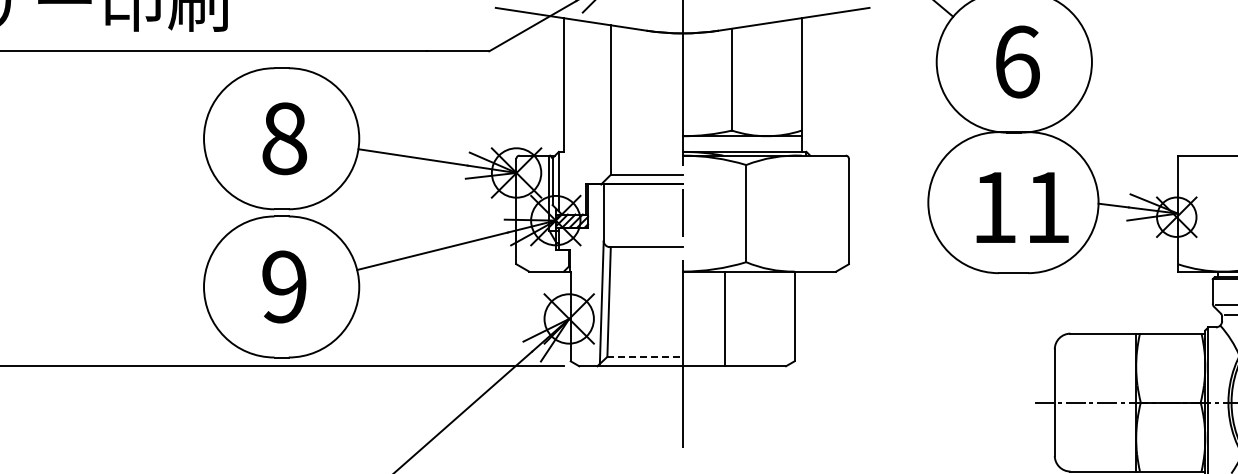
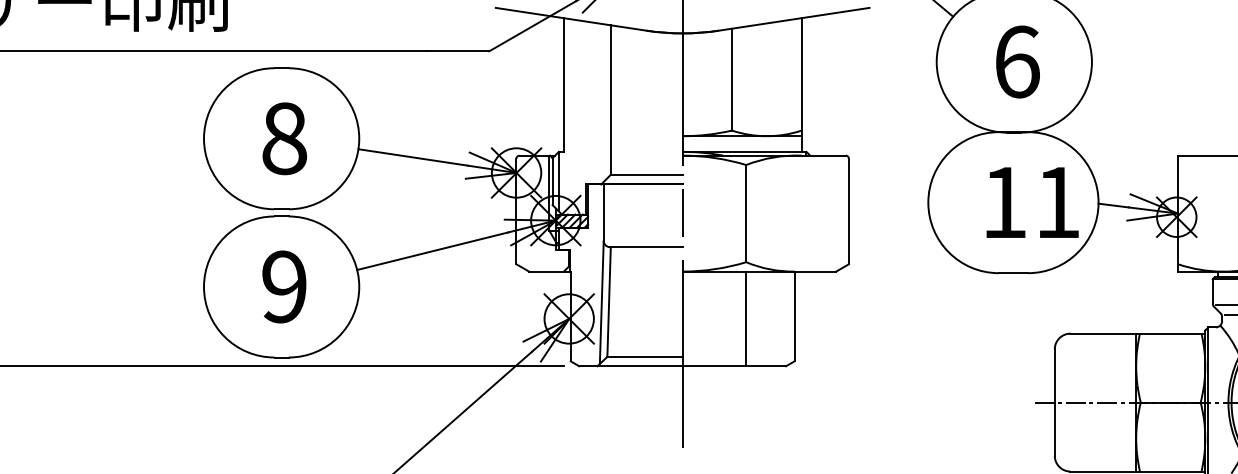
text position: (1022, 207) -> (1032, 202) (1032, 202)
line position: (725, 319) -> (746, 319) (746, 319)
line: dashed -> solid (645, 356)
